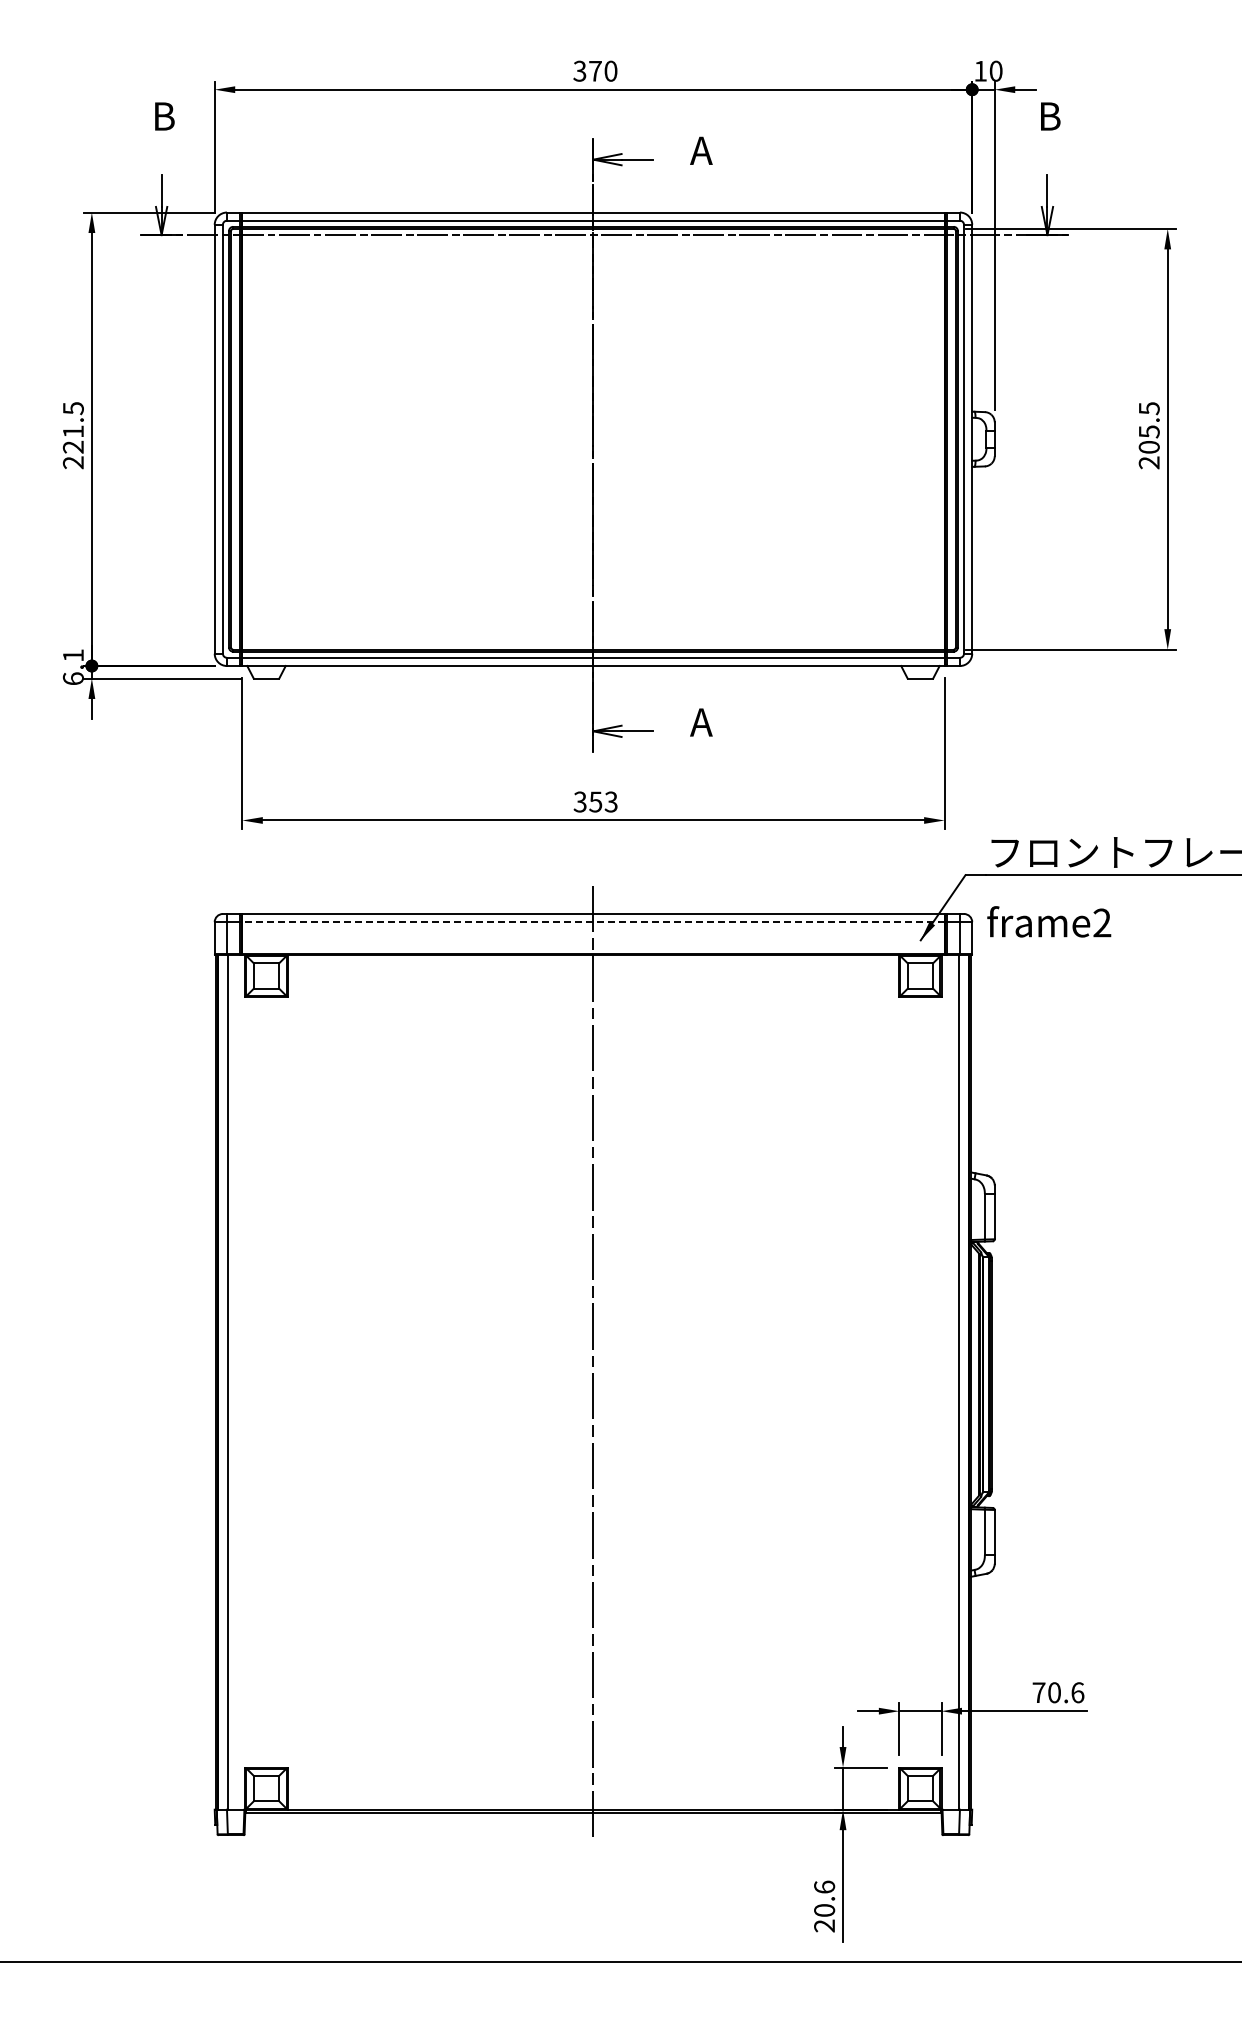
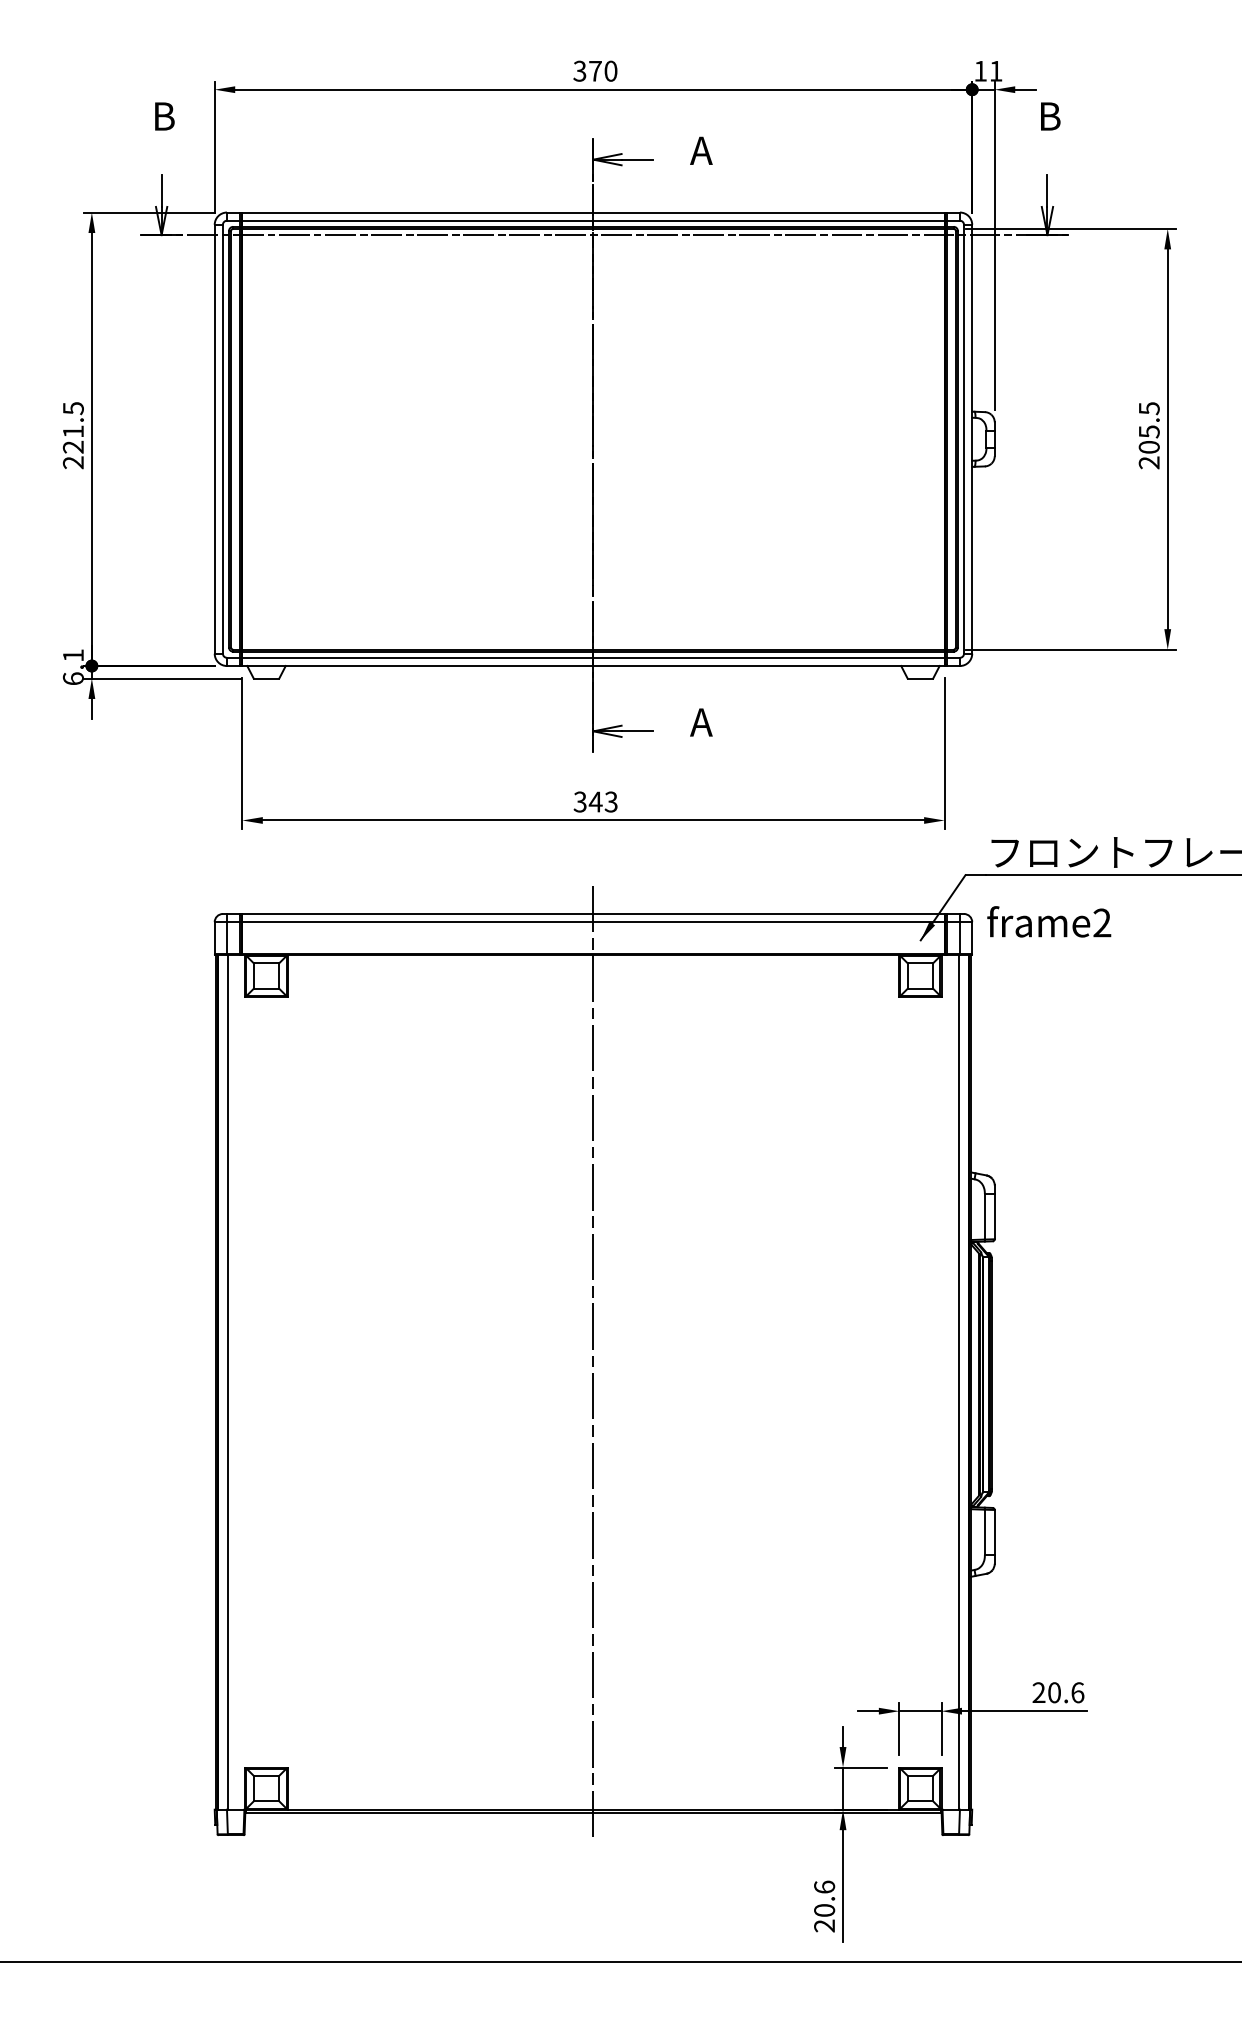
text: 10 -> 11 (995, 70)
text: 353 -> 343 (595, 801)
line: dashed -> solid (592, 922)
text: 70.6 -> 20.6 (1038, 1692)
